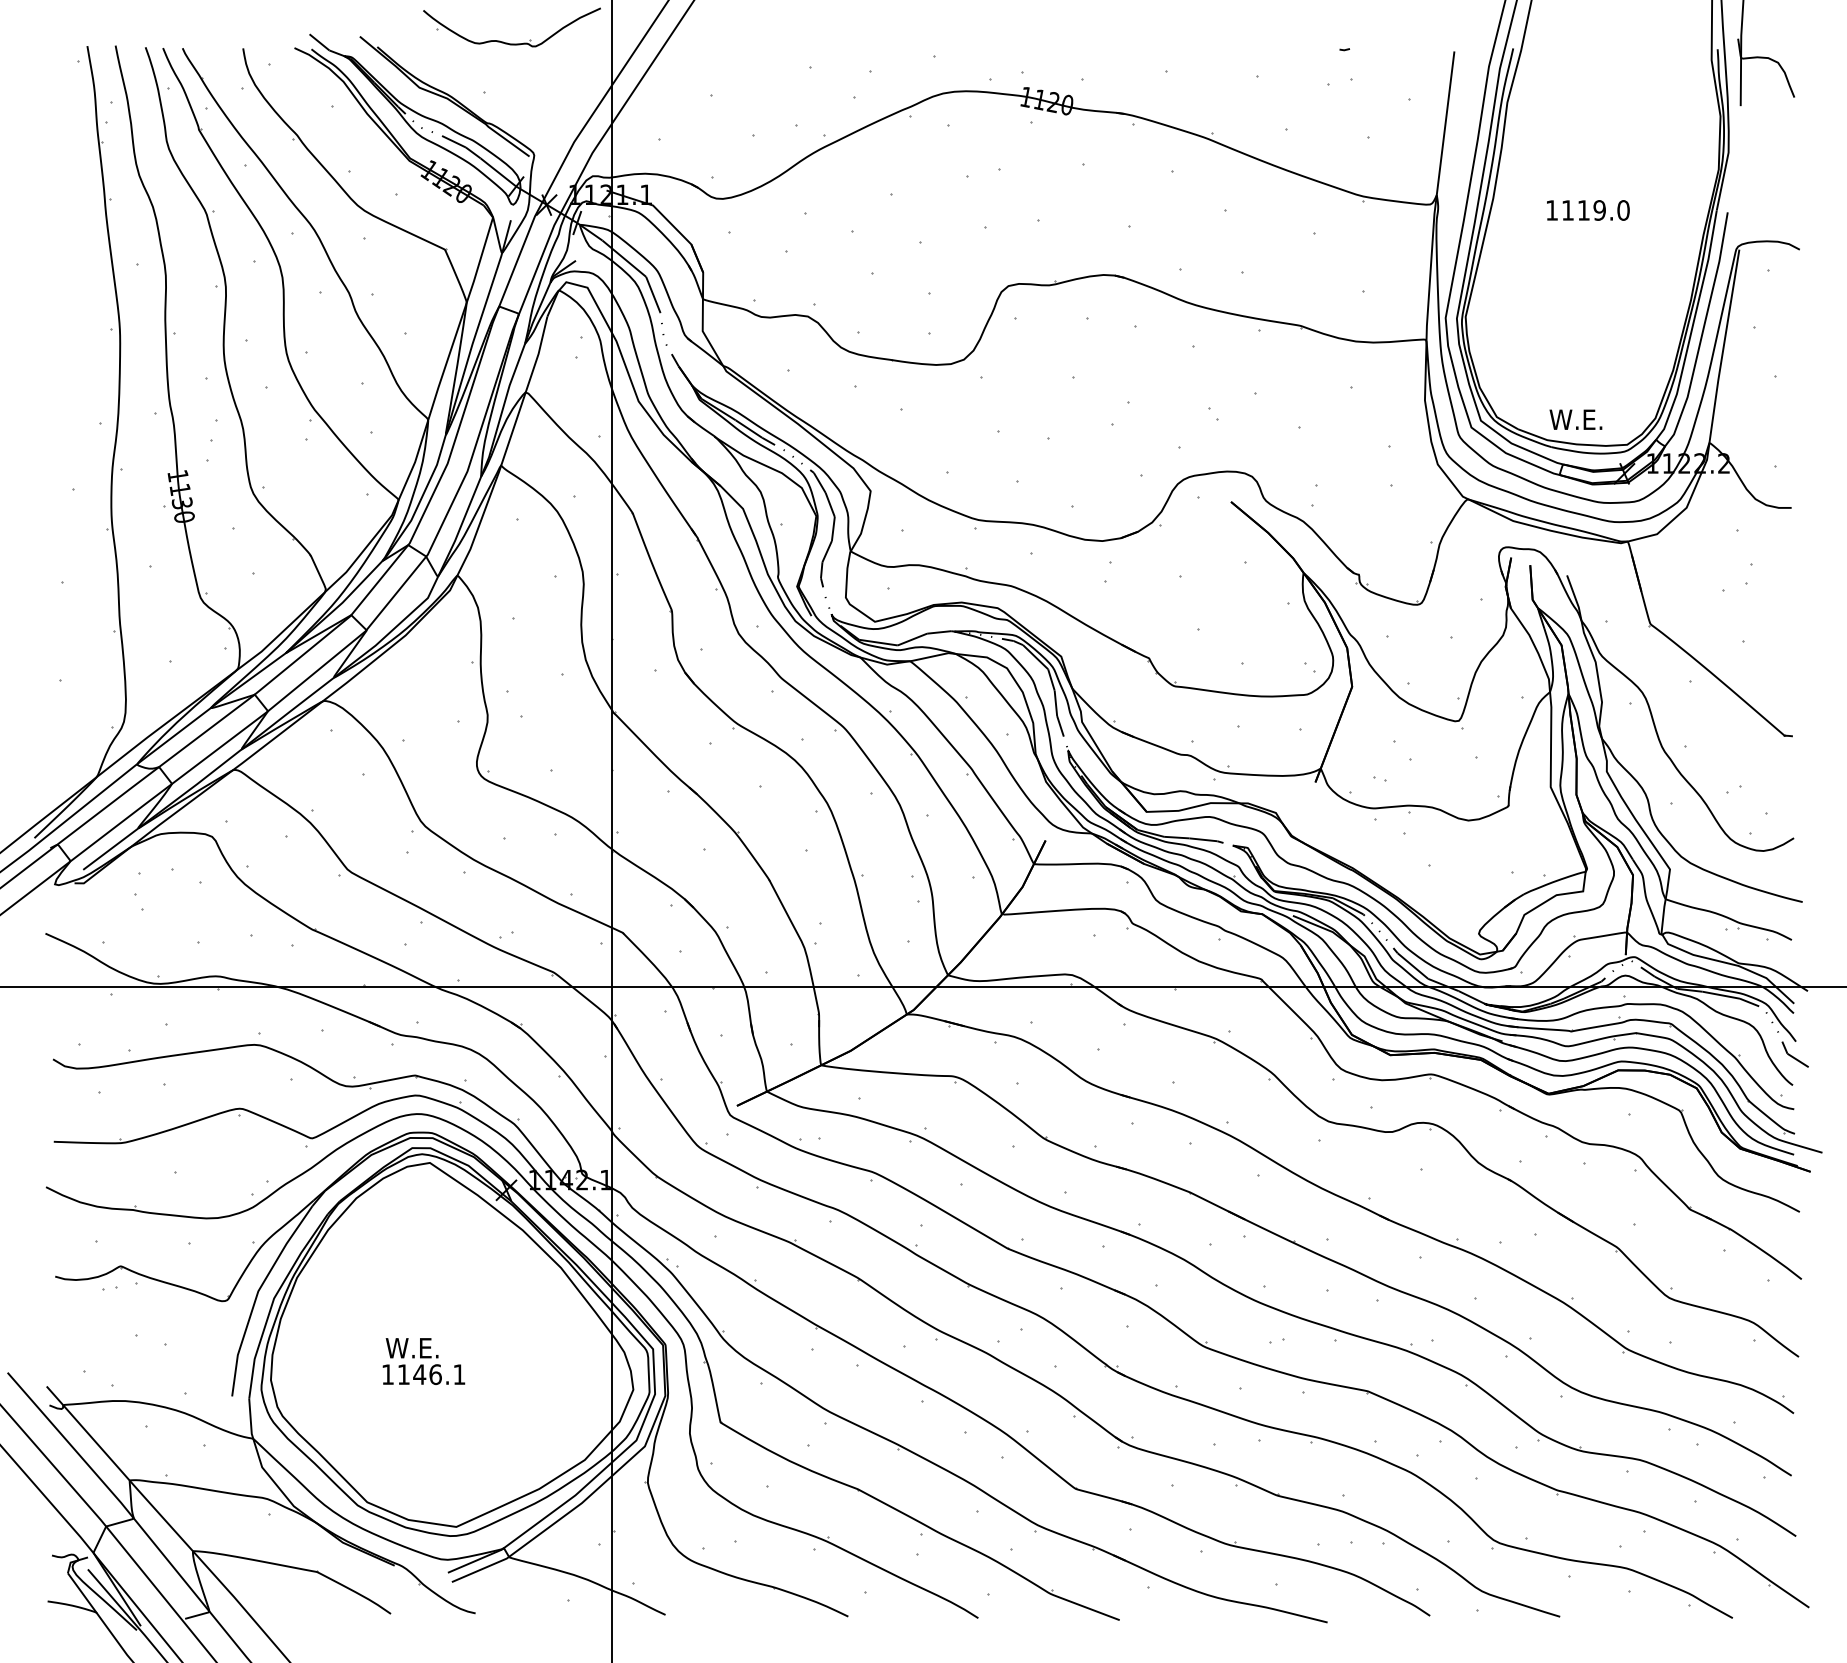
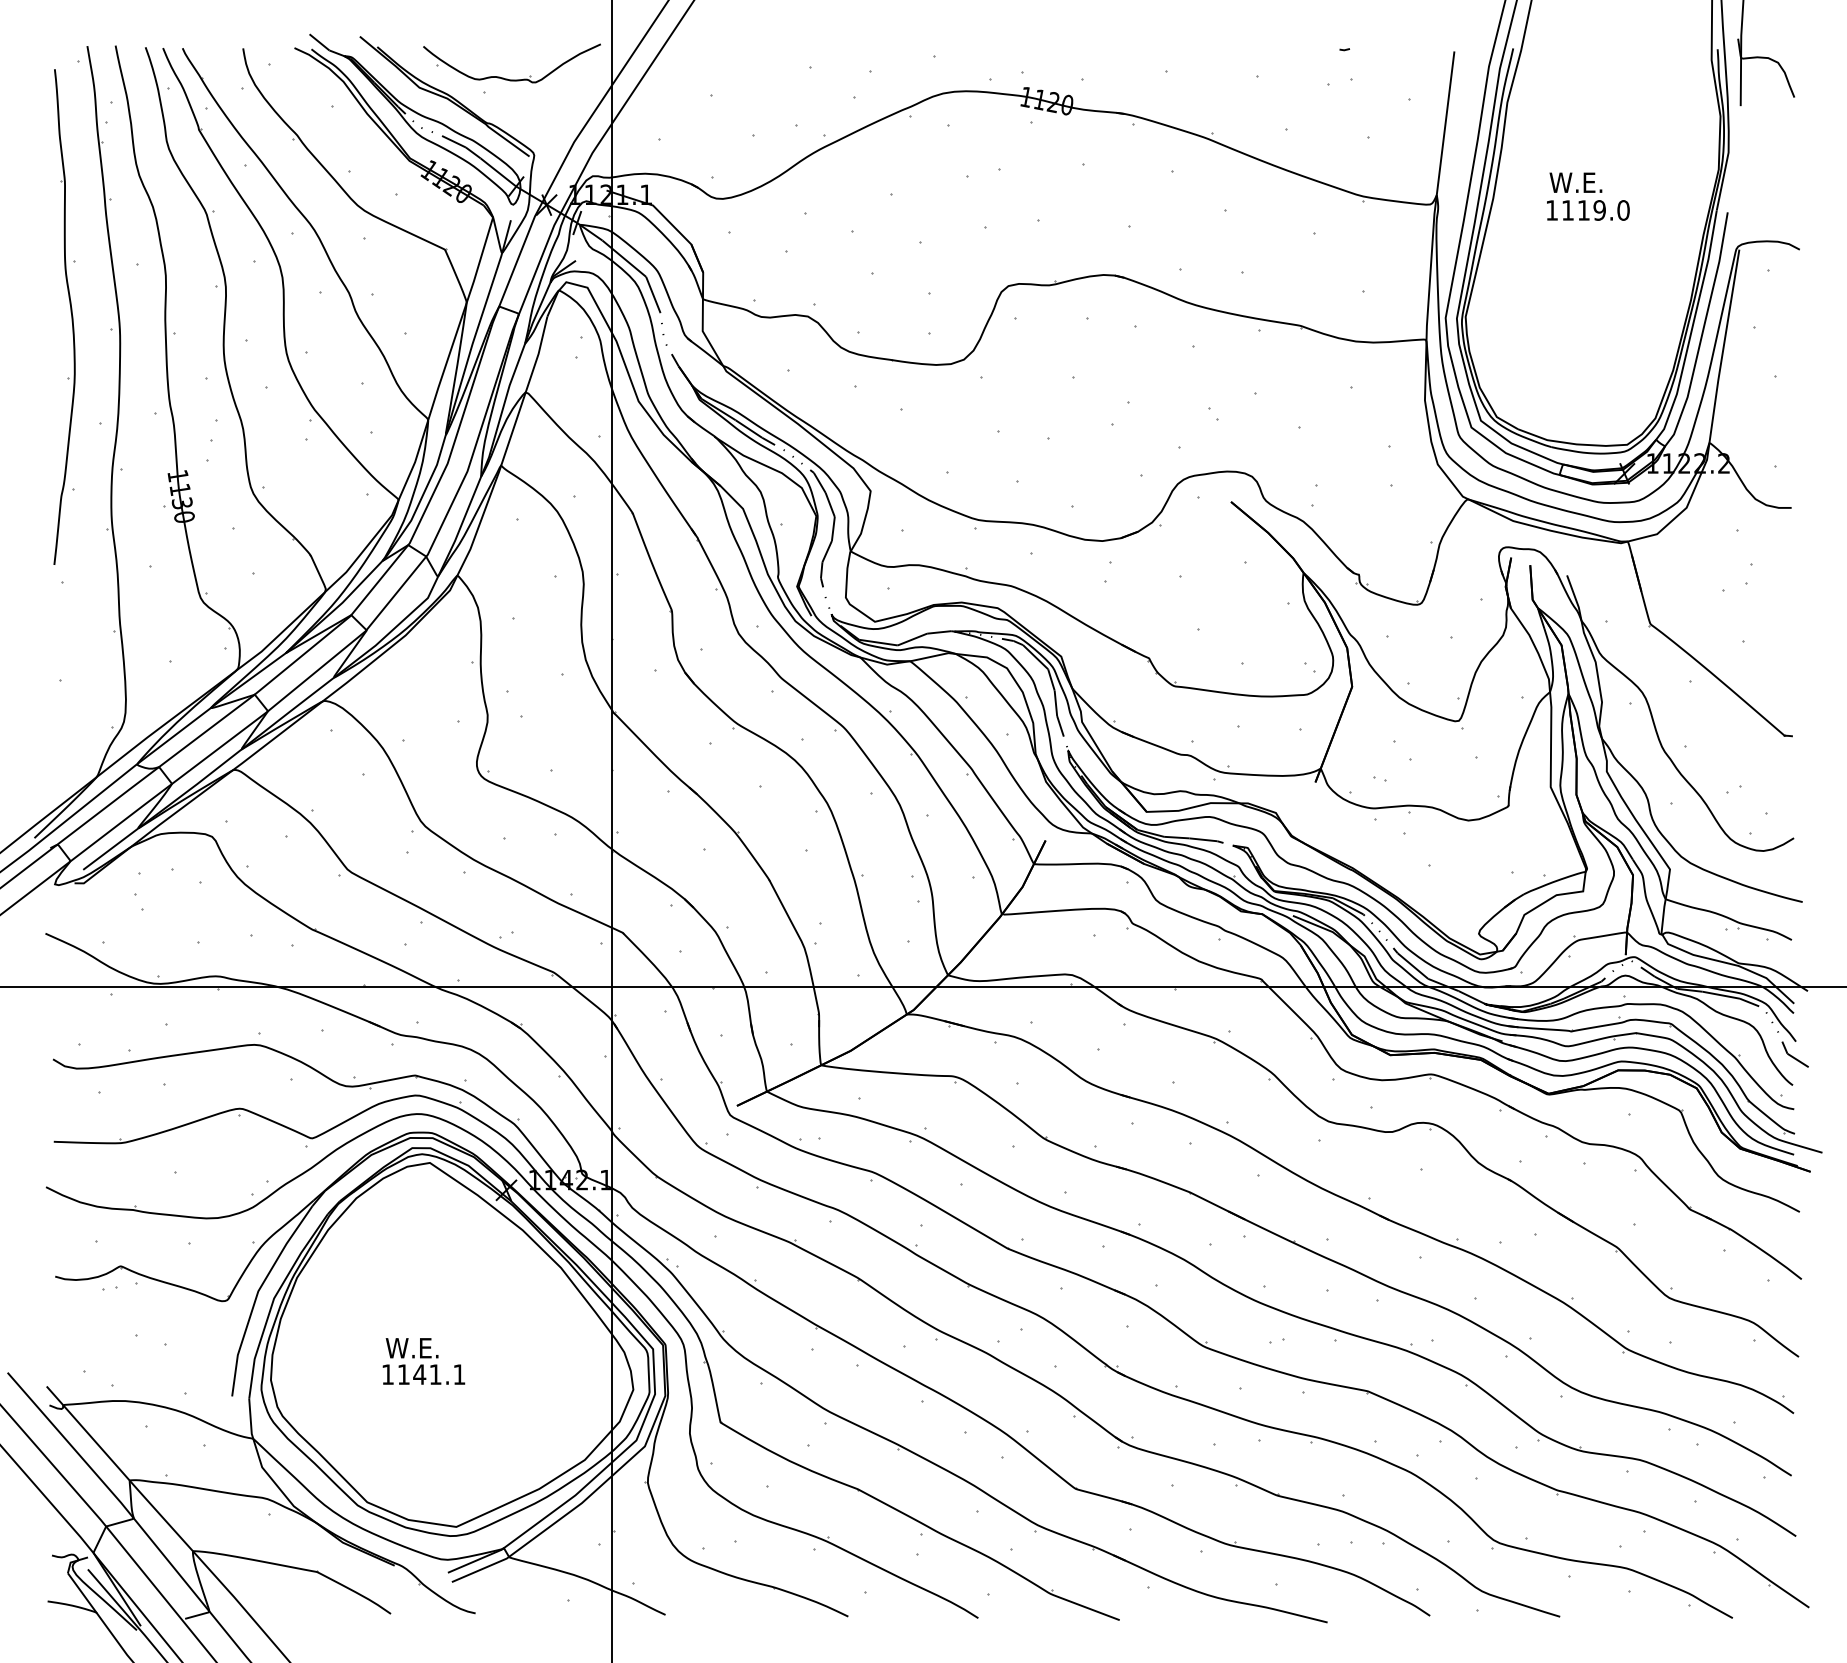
part position: (507, 42) -> (507, 78) (507, 78)
part: none -> present (71, 316)
text position: (1575, 419) -> (1575, 182) (1575, 182)
text: 1146.1 -> 1141.1 (435, 1374)
